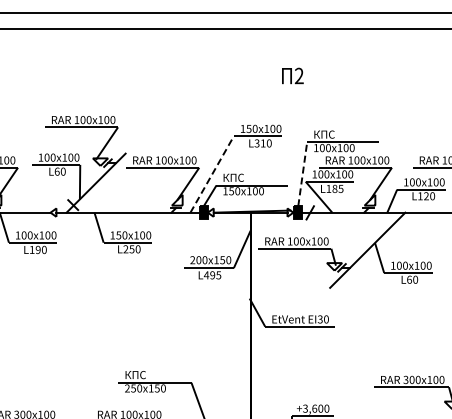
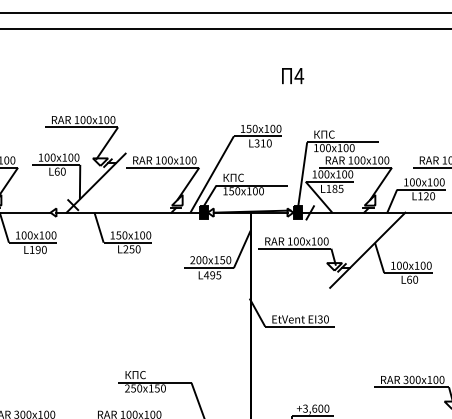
text: 2 -> 4 (299, 75)
line: dashed -> solid (302, 173)
line: dashed -> solid (212, 174)
